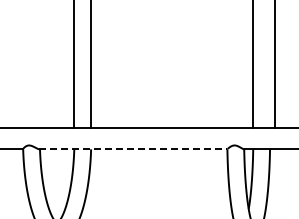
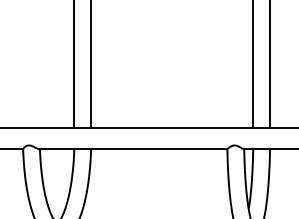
line position: (275, 65) -> (270, 65) (270, 65)
line: dashed -> solid (133, 149)
